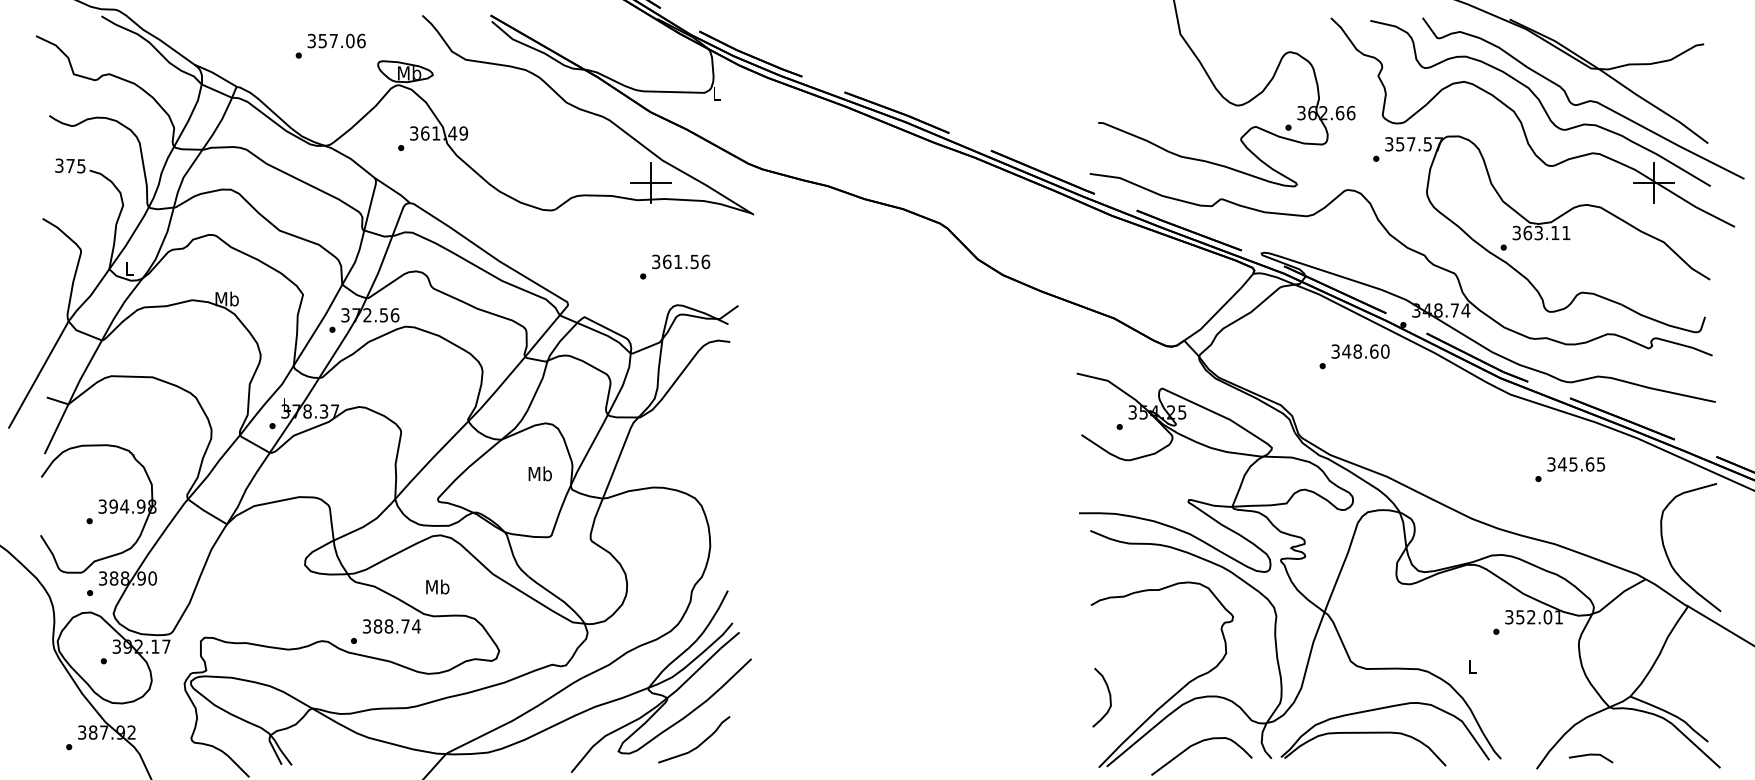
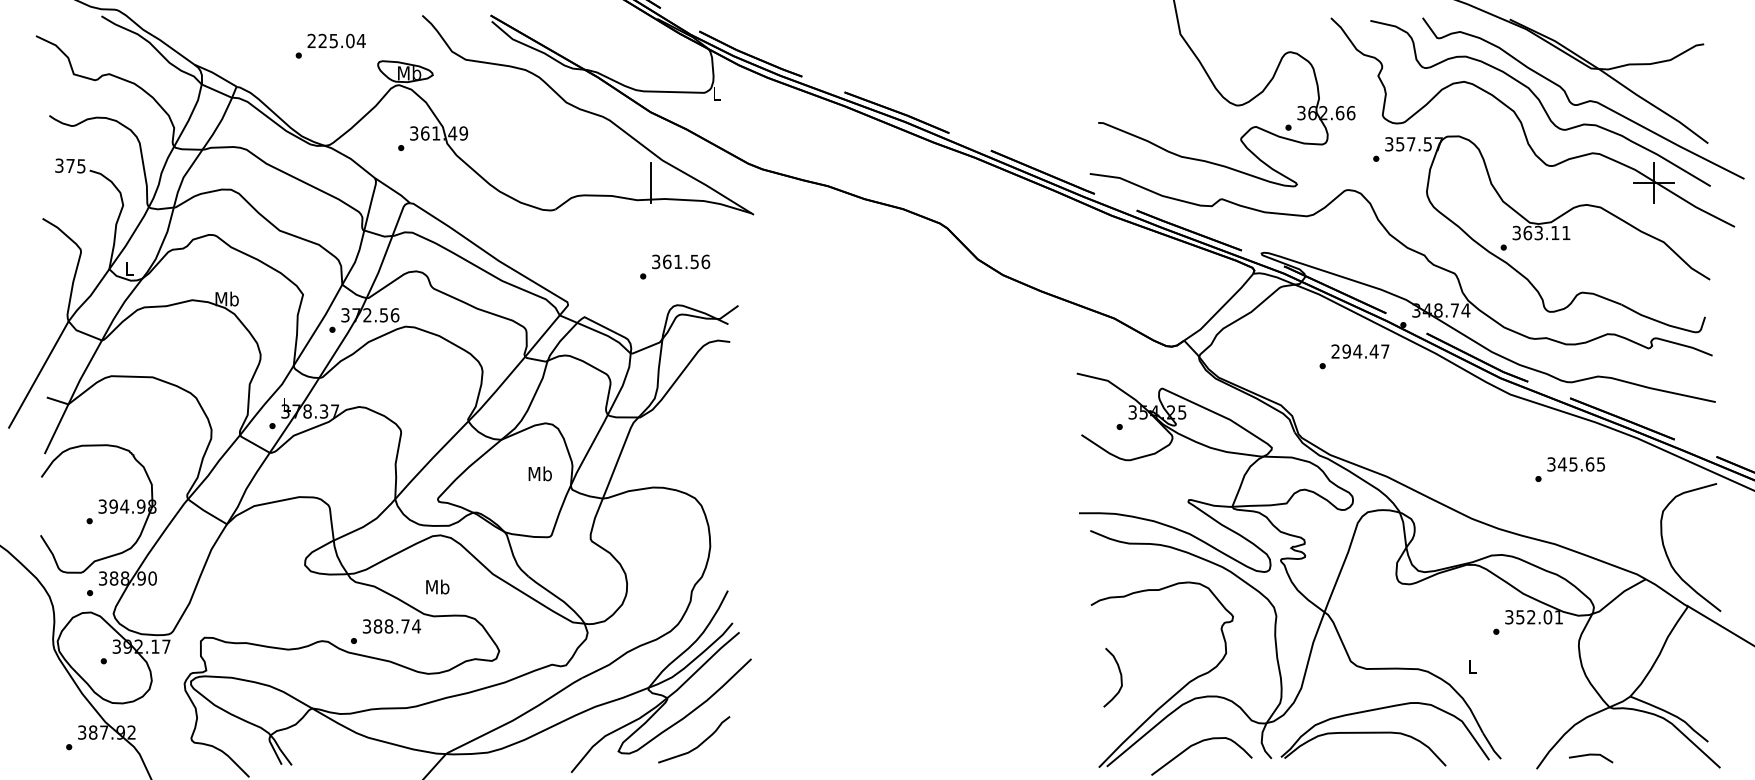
text: 357.06 -> 225.04 (336, 40)
line: present -> none (650, 183)
text: 348.60 -> 294.47 (1360, 351)
curve position: (1109, 697) -> (1120, 677) (1120, 677)
